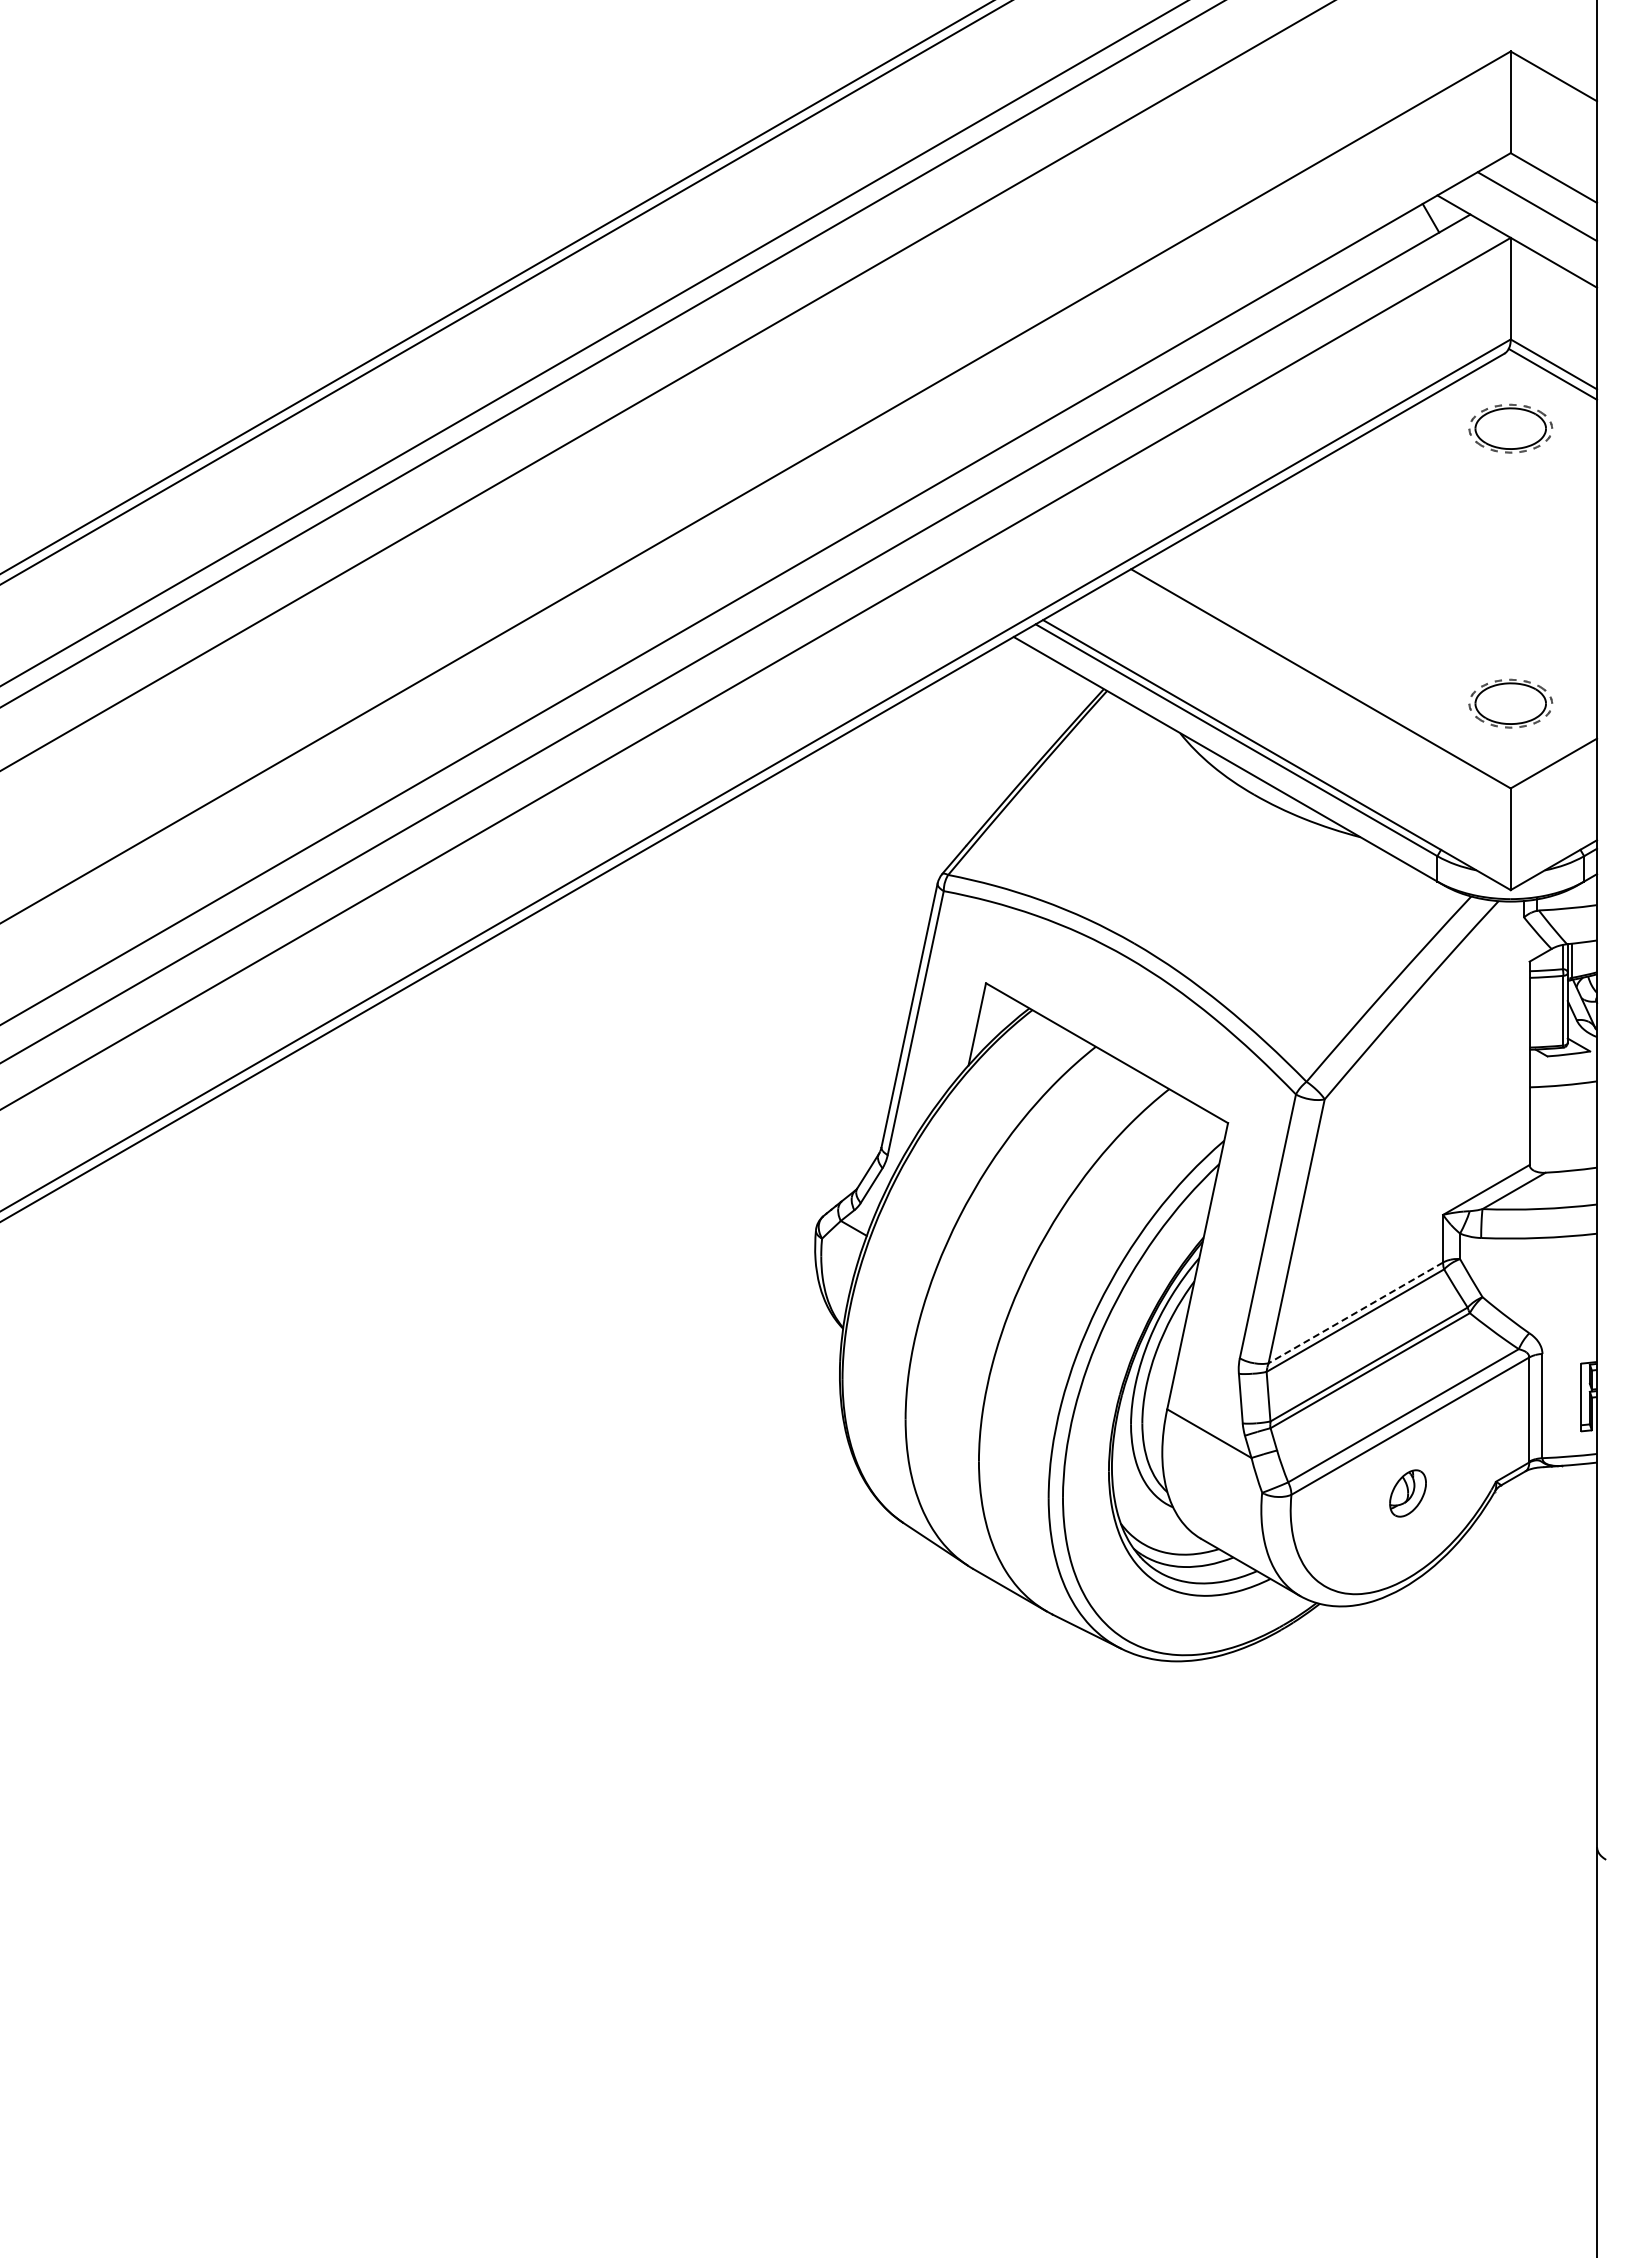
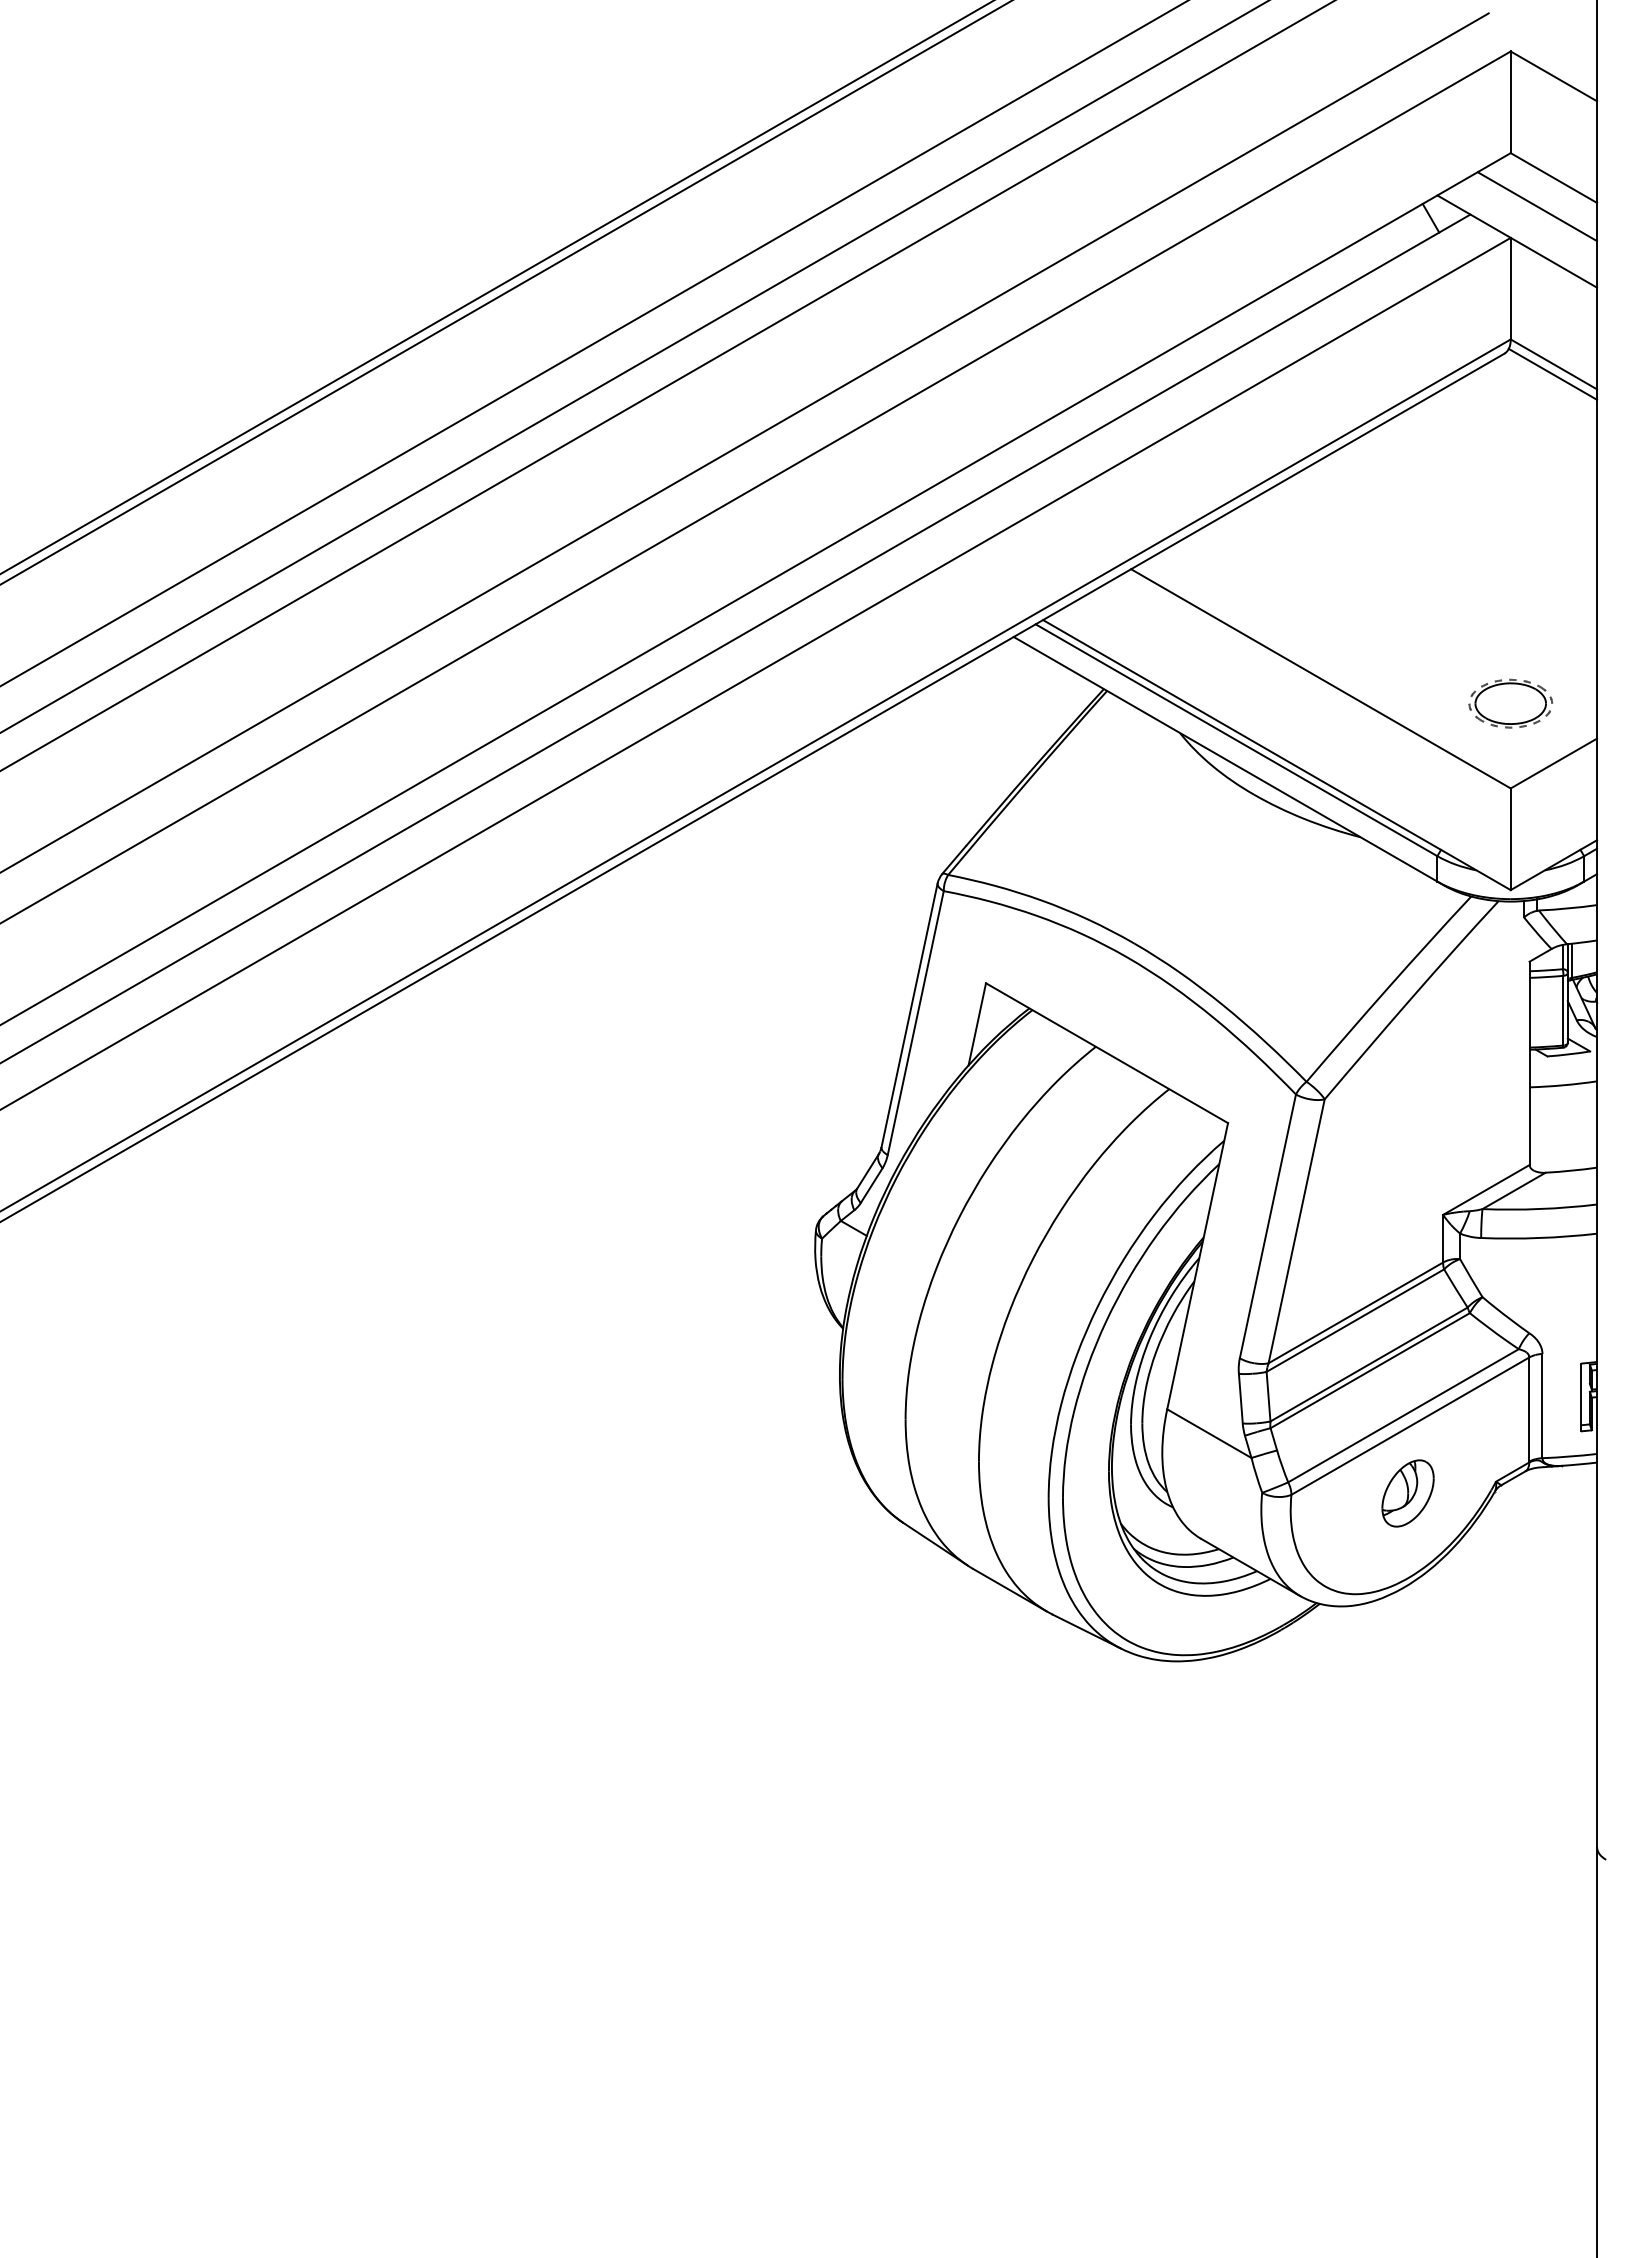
line position: (612, 354) -> (633, 366) (633, 366)
part: present -> none (1510, 428)
line: none -> present (745, 442)
line: dashed -> solid (1355, 1312)
part size: 38x49 px -> 54x69 px (1407, 1493)
